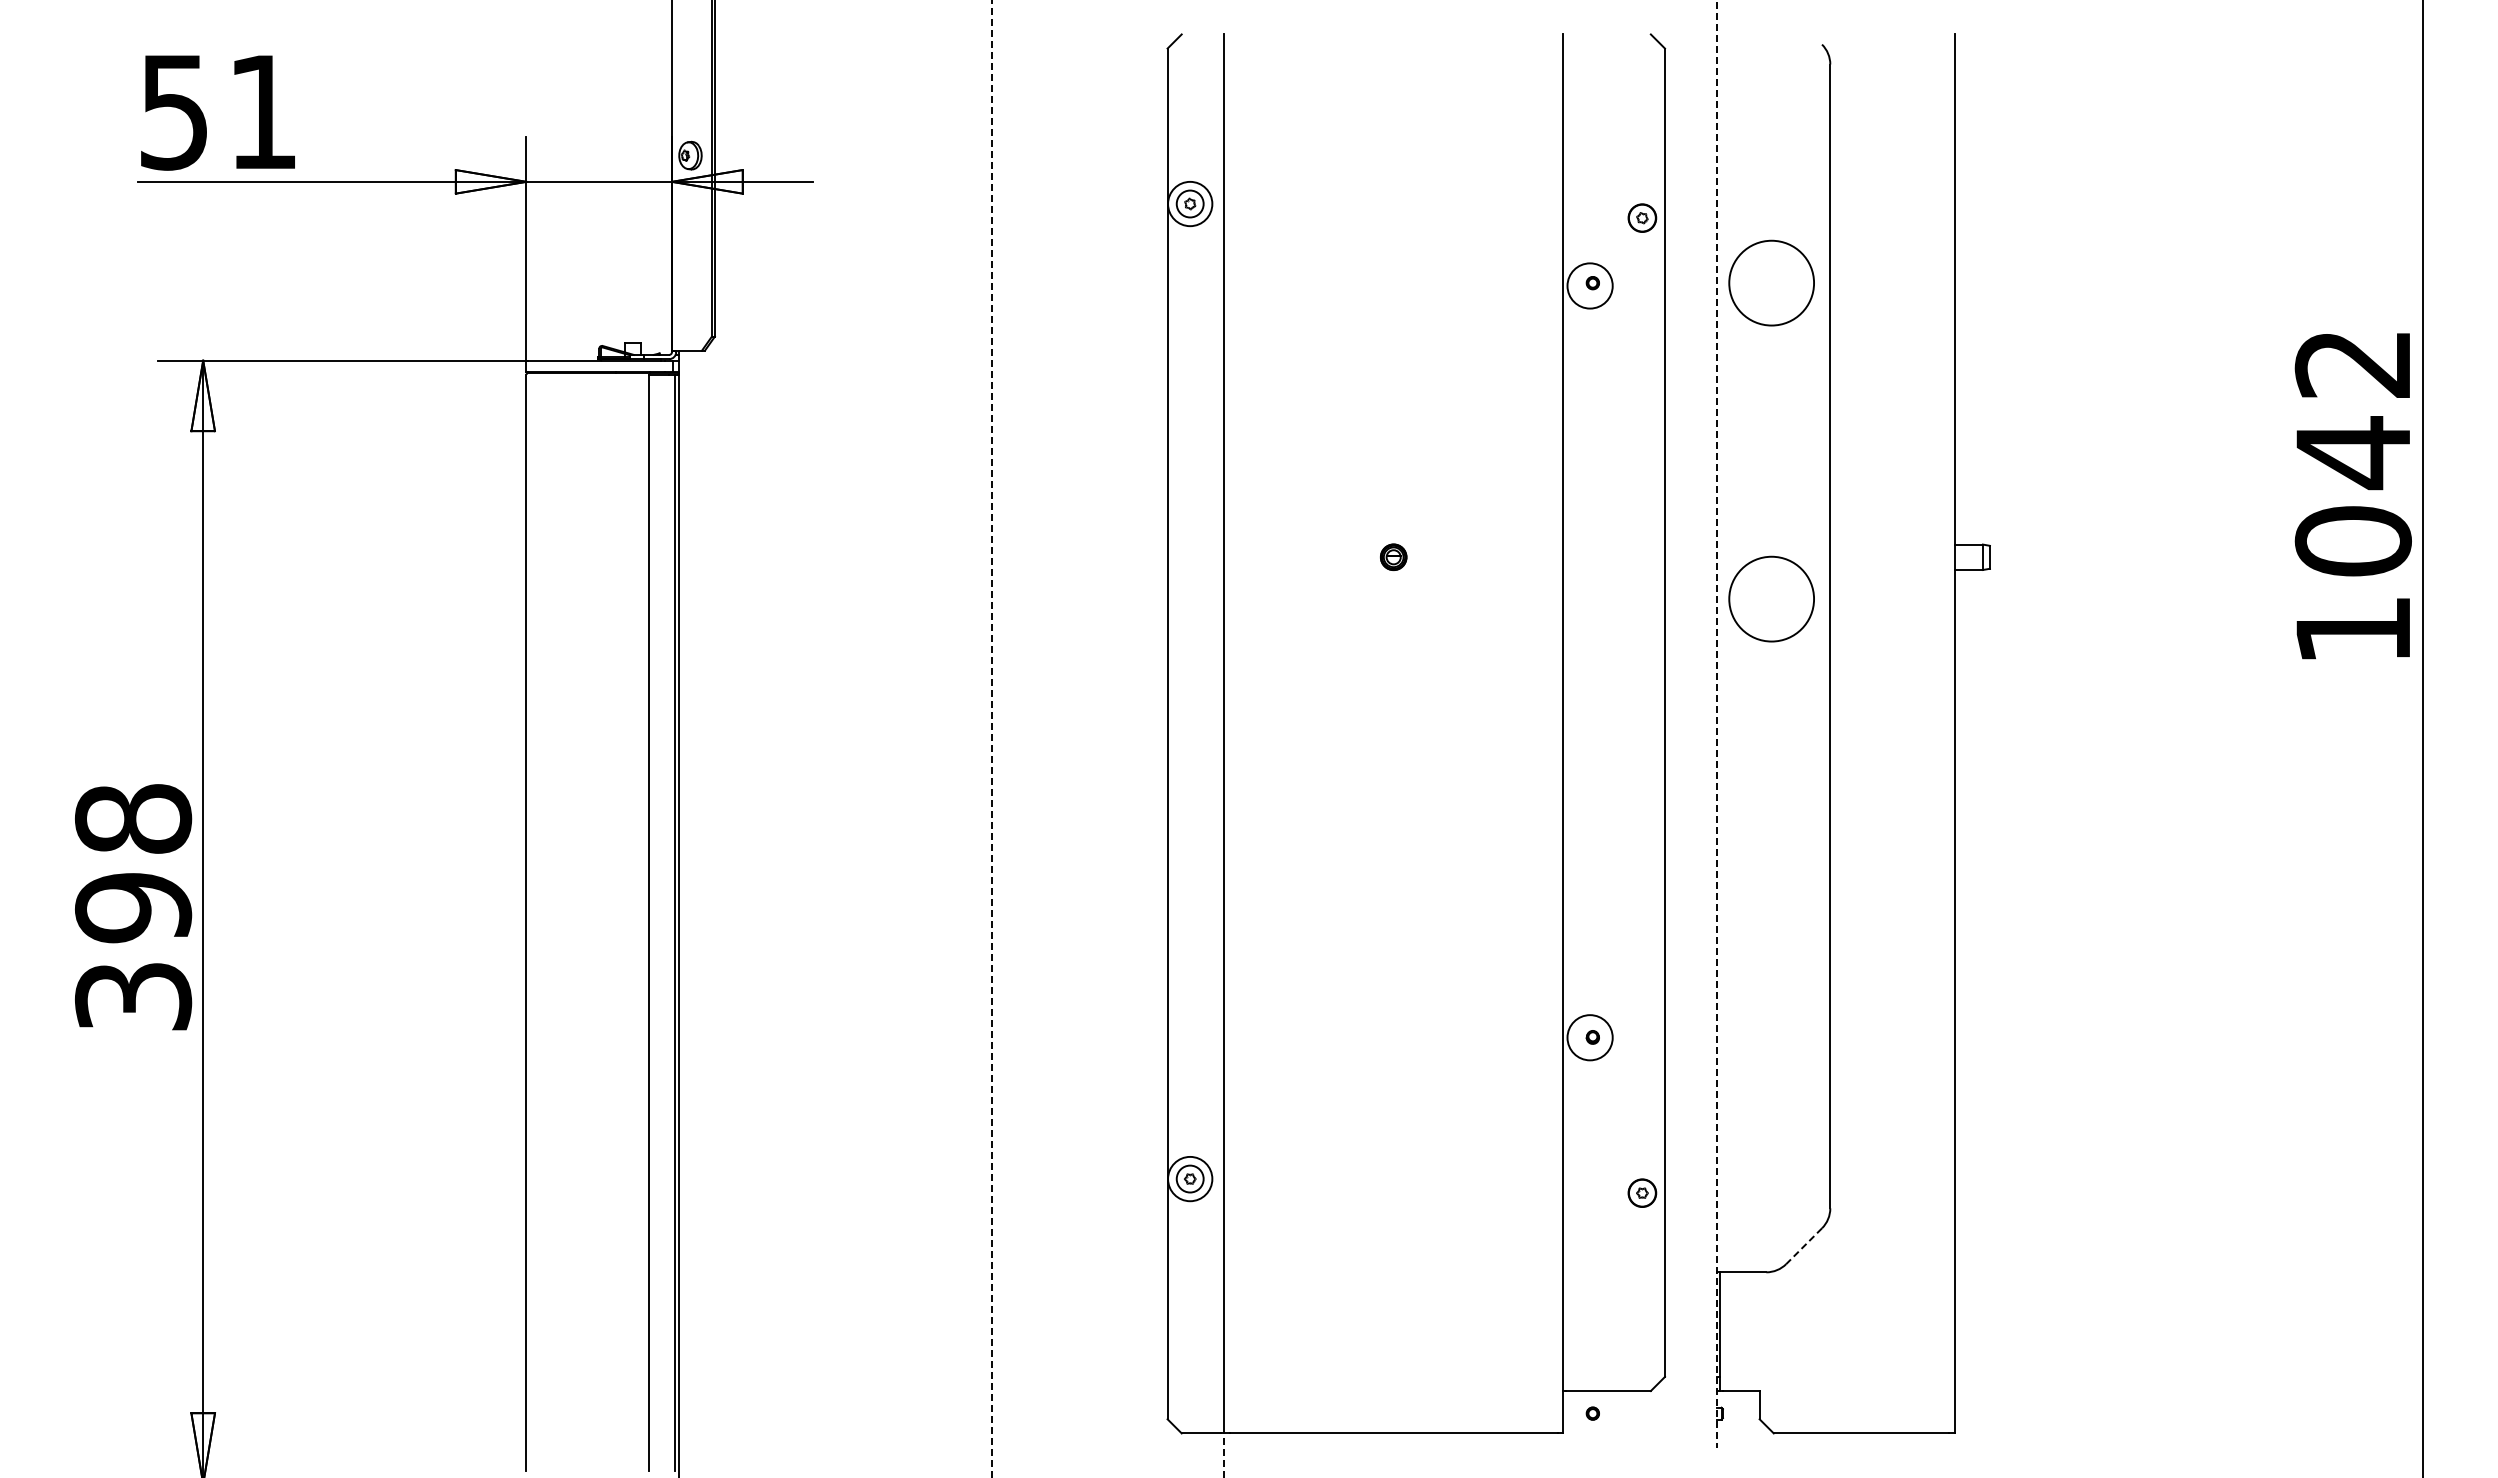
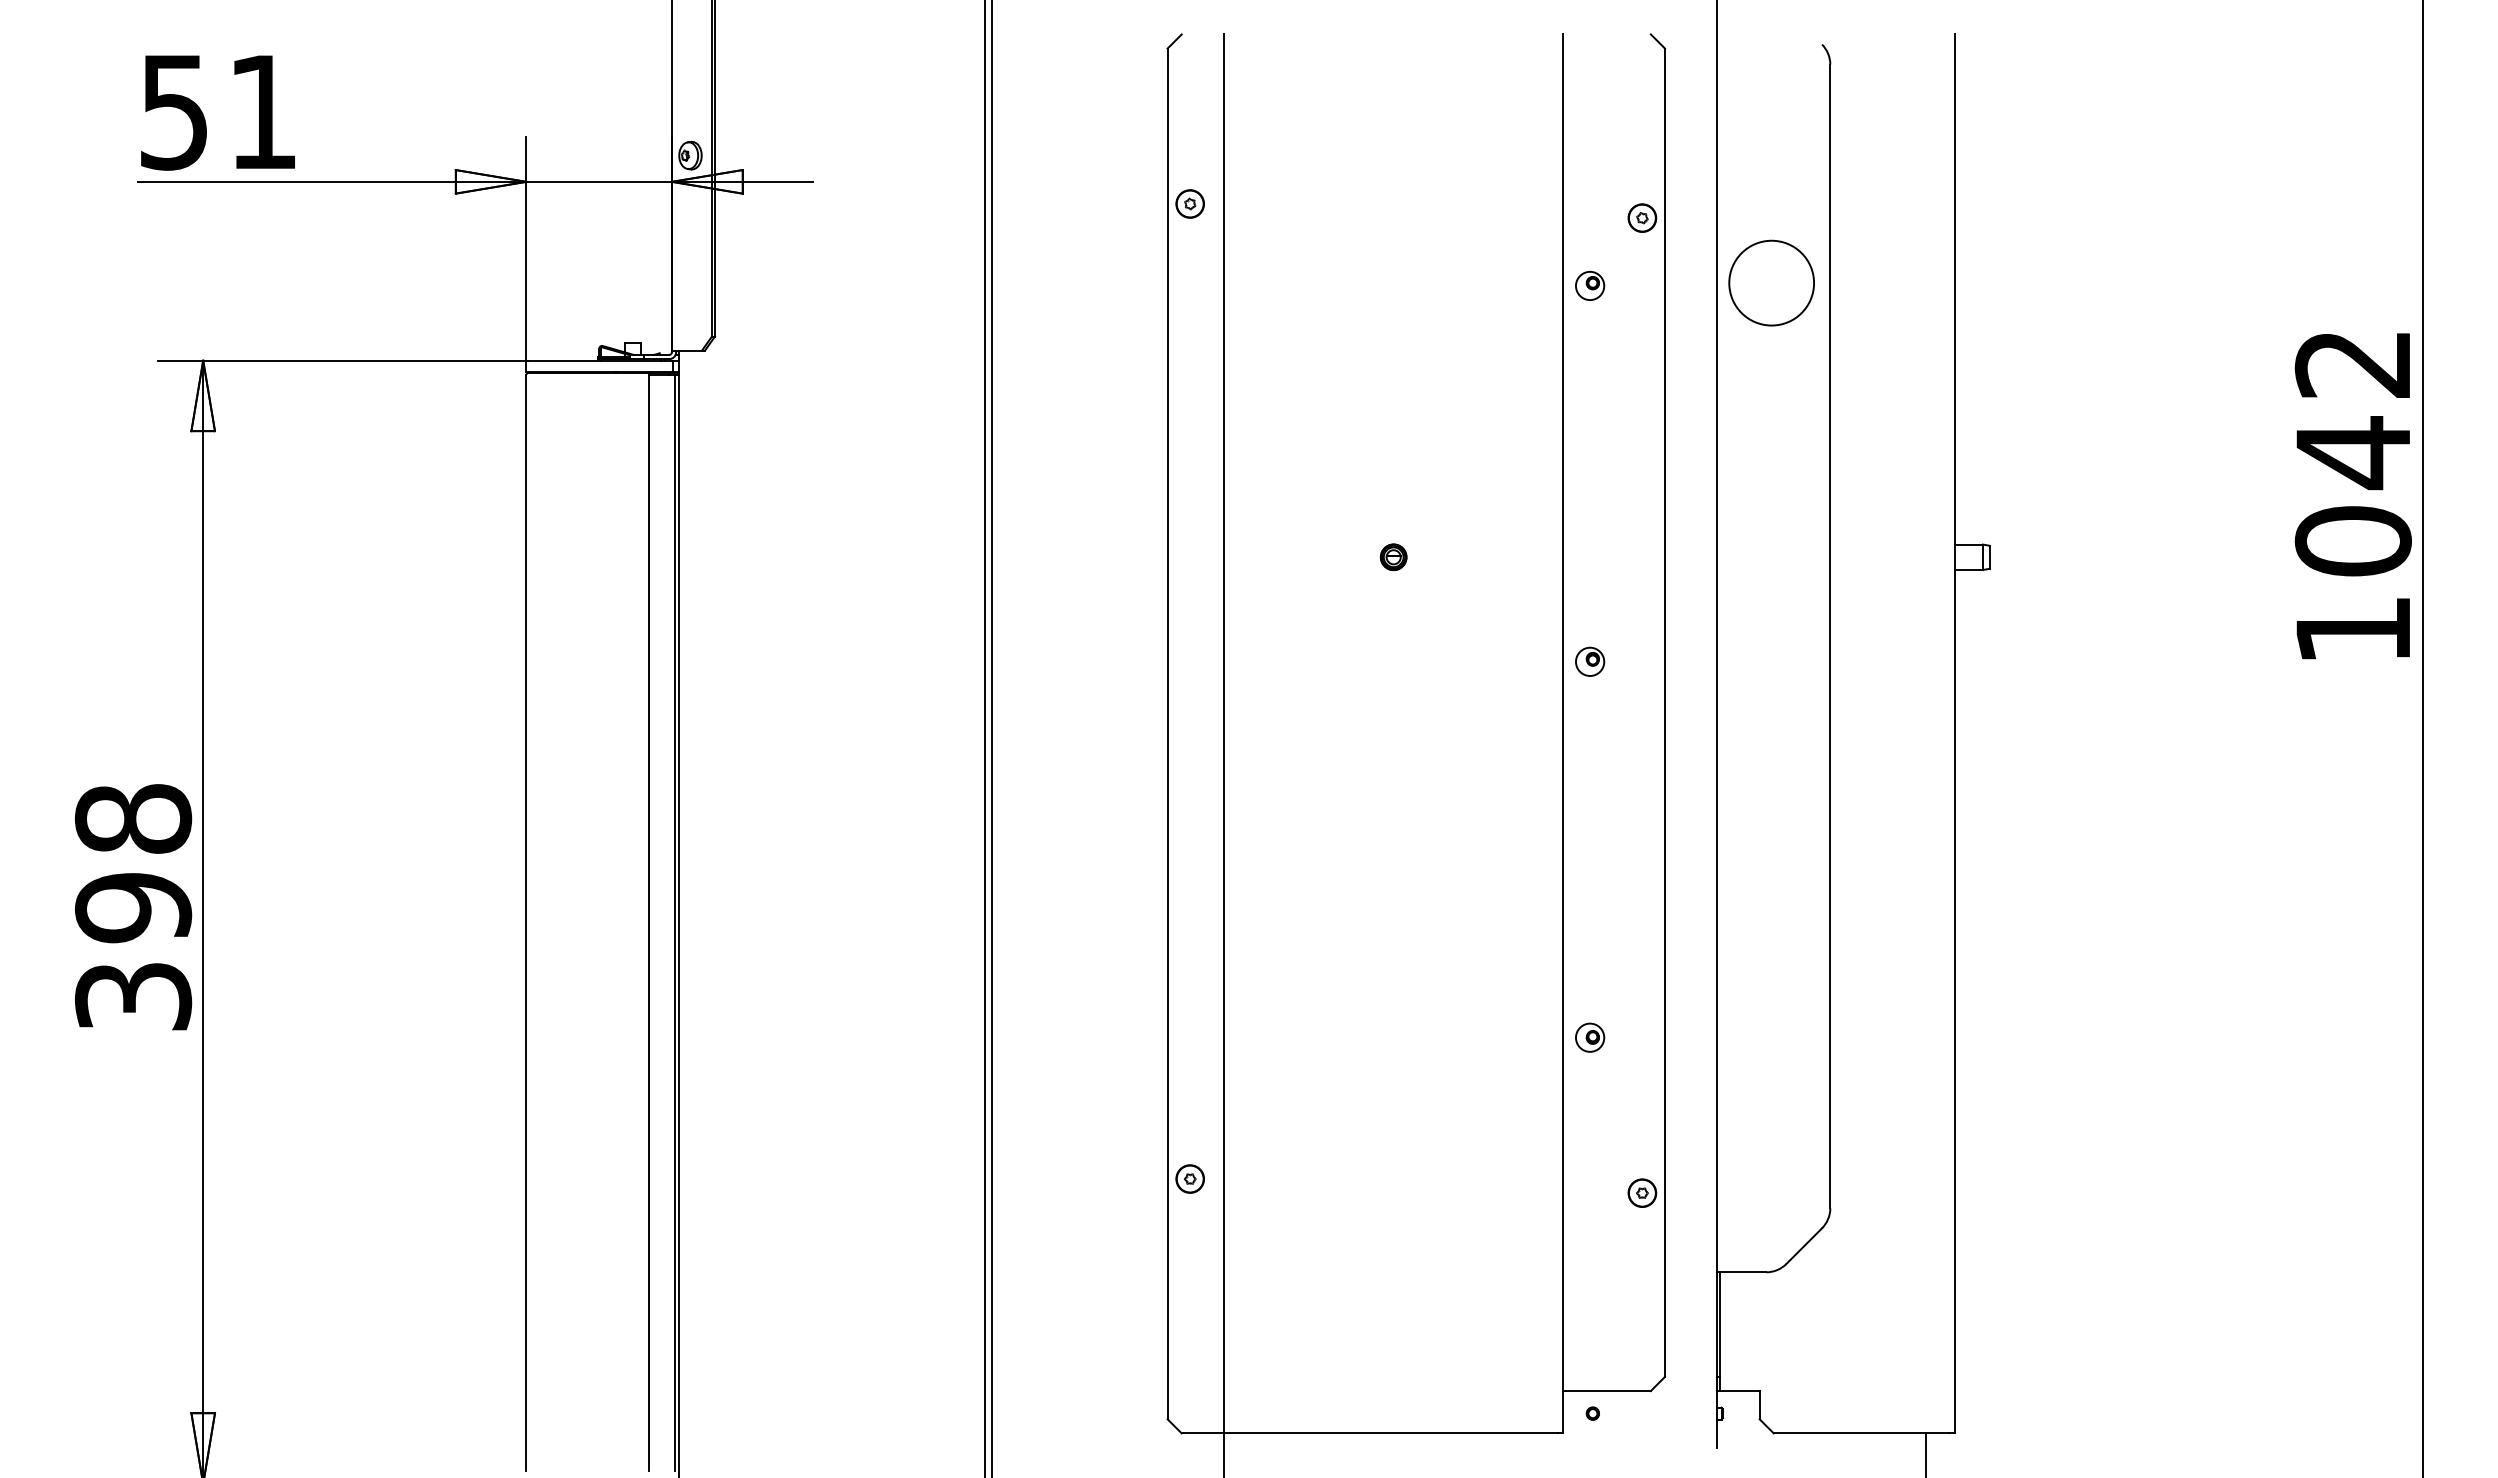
circle diameter: 44 px -> 28 px (1190, 203)
circle diameter: 45 px -> 28 px (1589, 285)
circle: present -> none (1771, 598)
part: none -> present (1590, 661)
line: dashed -> solid (1717, 724)
line: none -> present (984, 738)
line: dashed -> solid (992, 738)
circle diameter: 45 px -> 28 px (1589, 1037)
circle diameter: 44 px -> 28 px (1190, 1178)
line: dashed -> solid (1803, 1246)
line: none -> present (1925, 1453)
line: dashed -> solid (1224, 1455)
